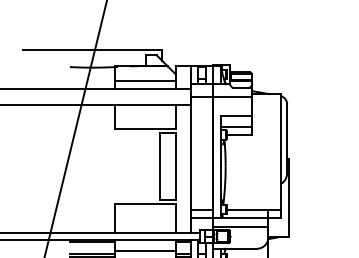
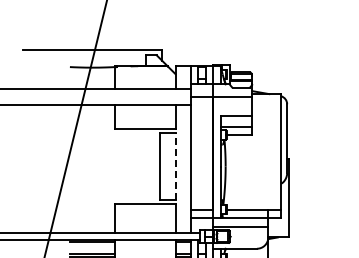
line: present -> none (145, 81)
line: solid -> dashed (175, 166)
line: present -> none (145, 251)
